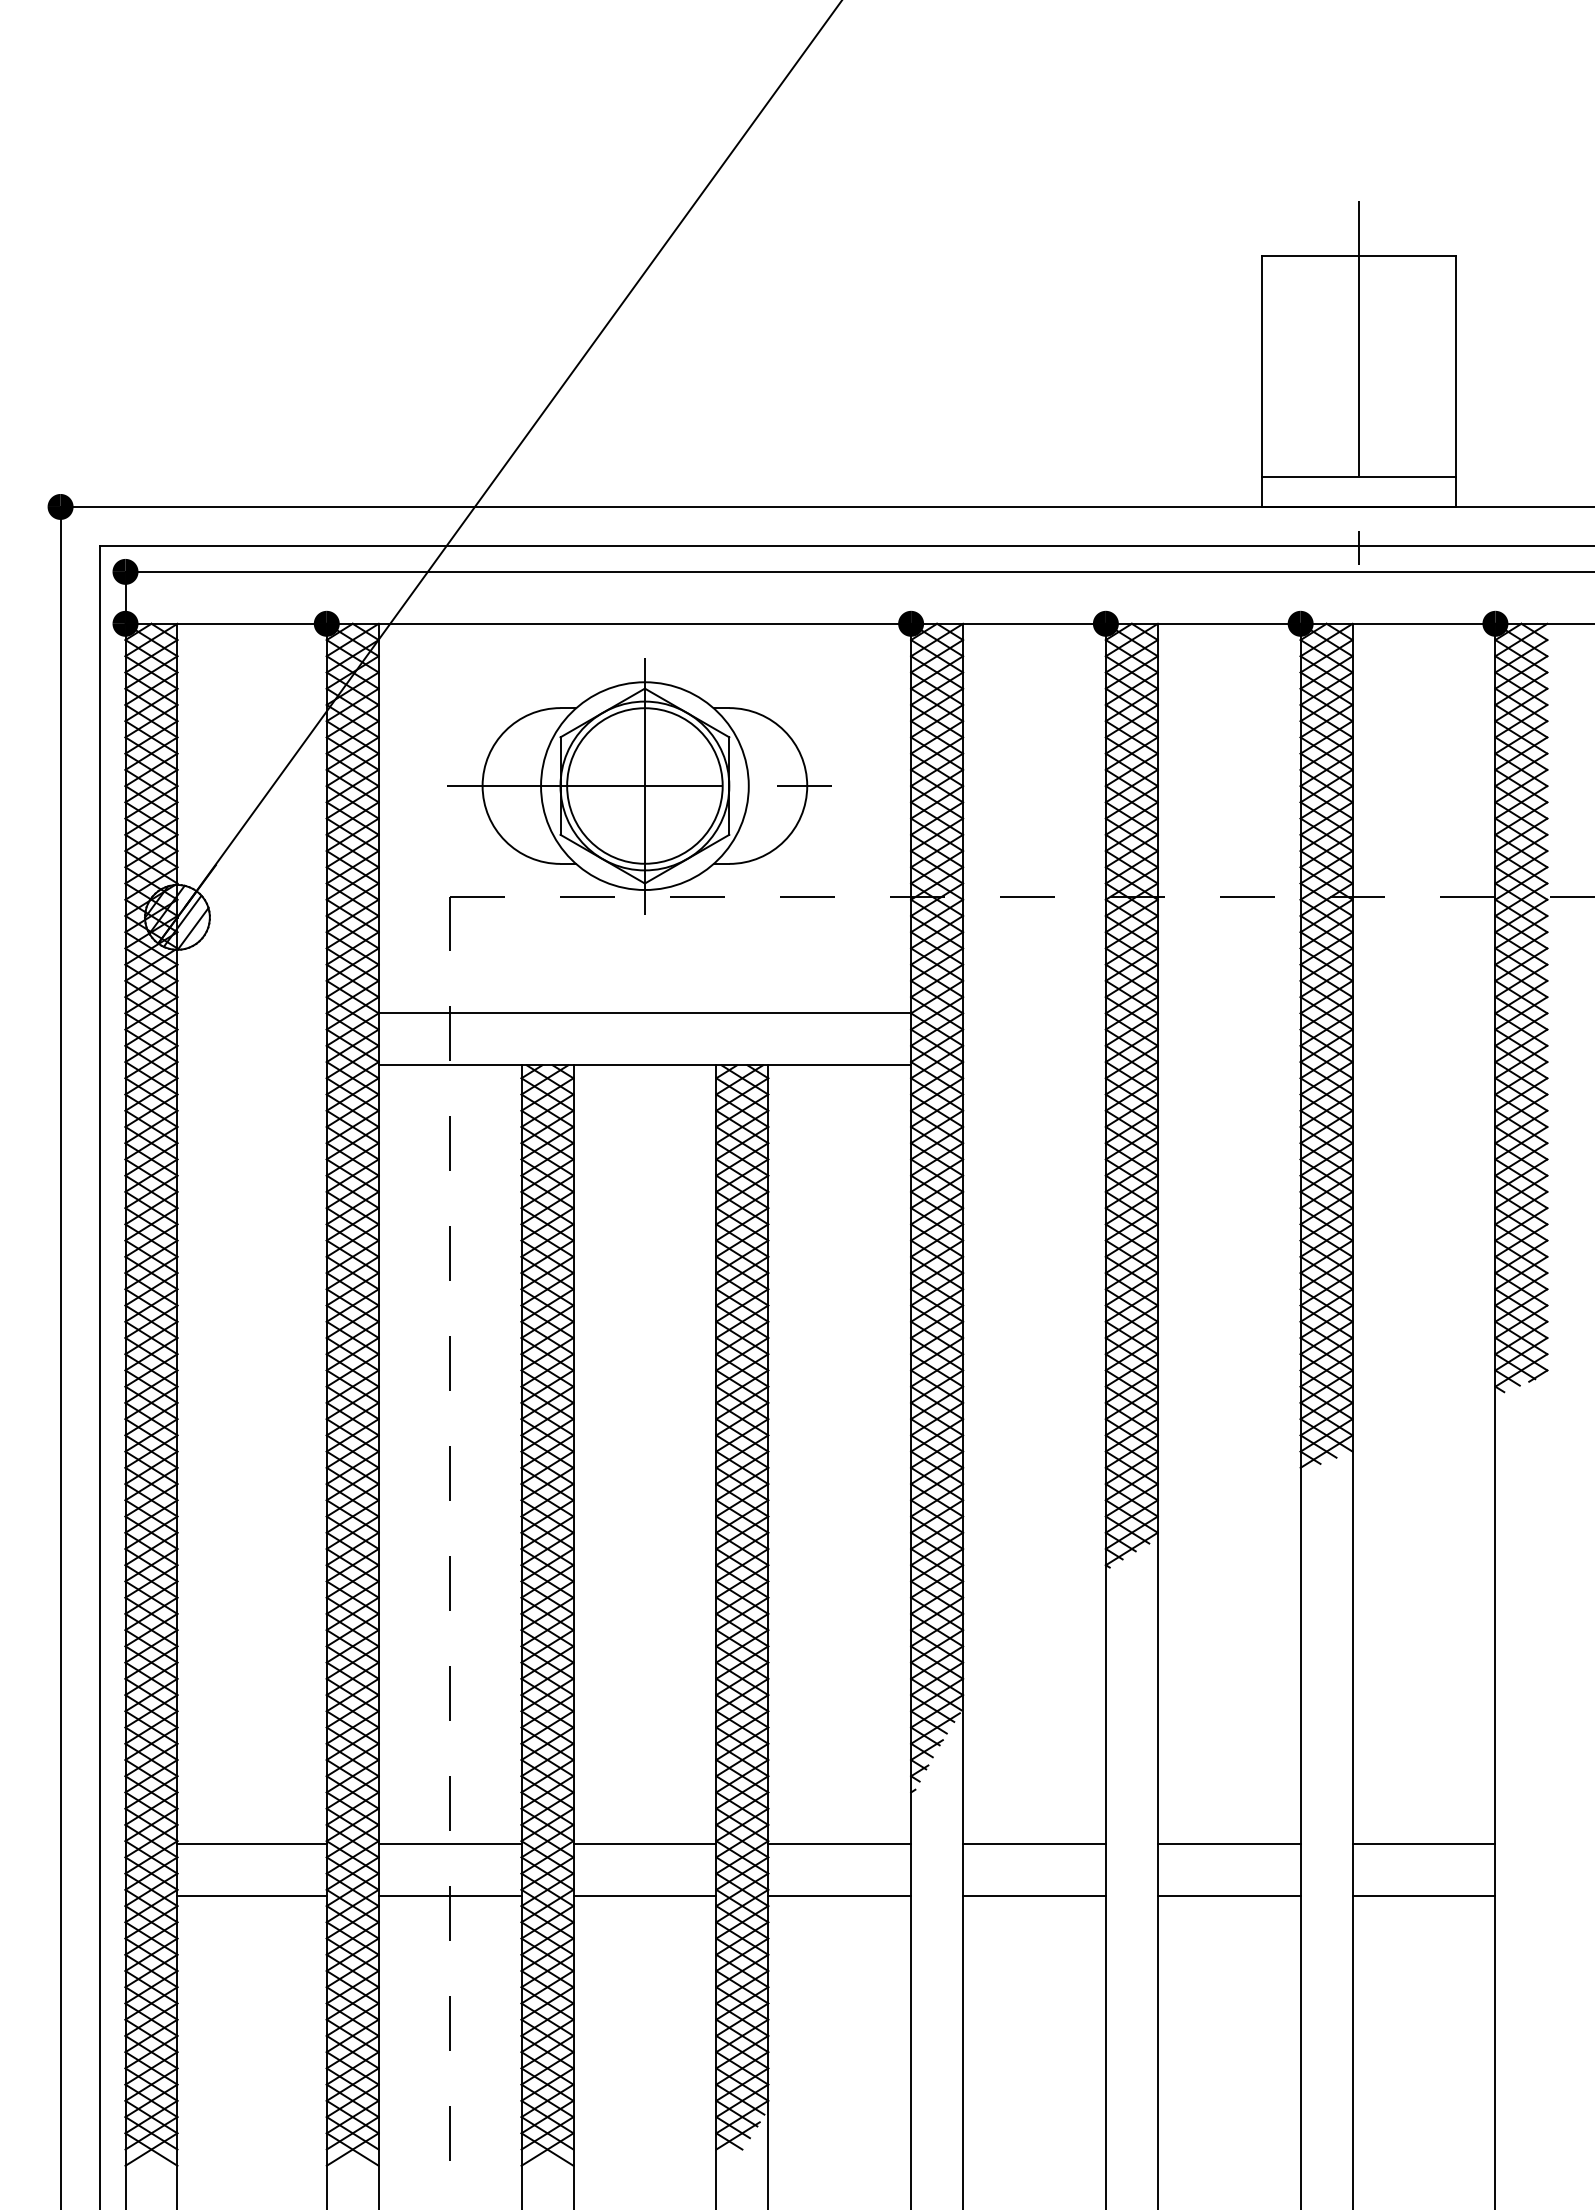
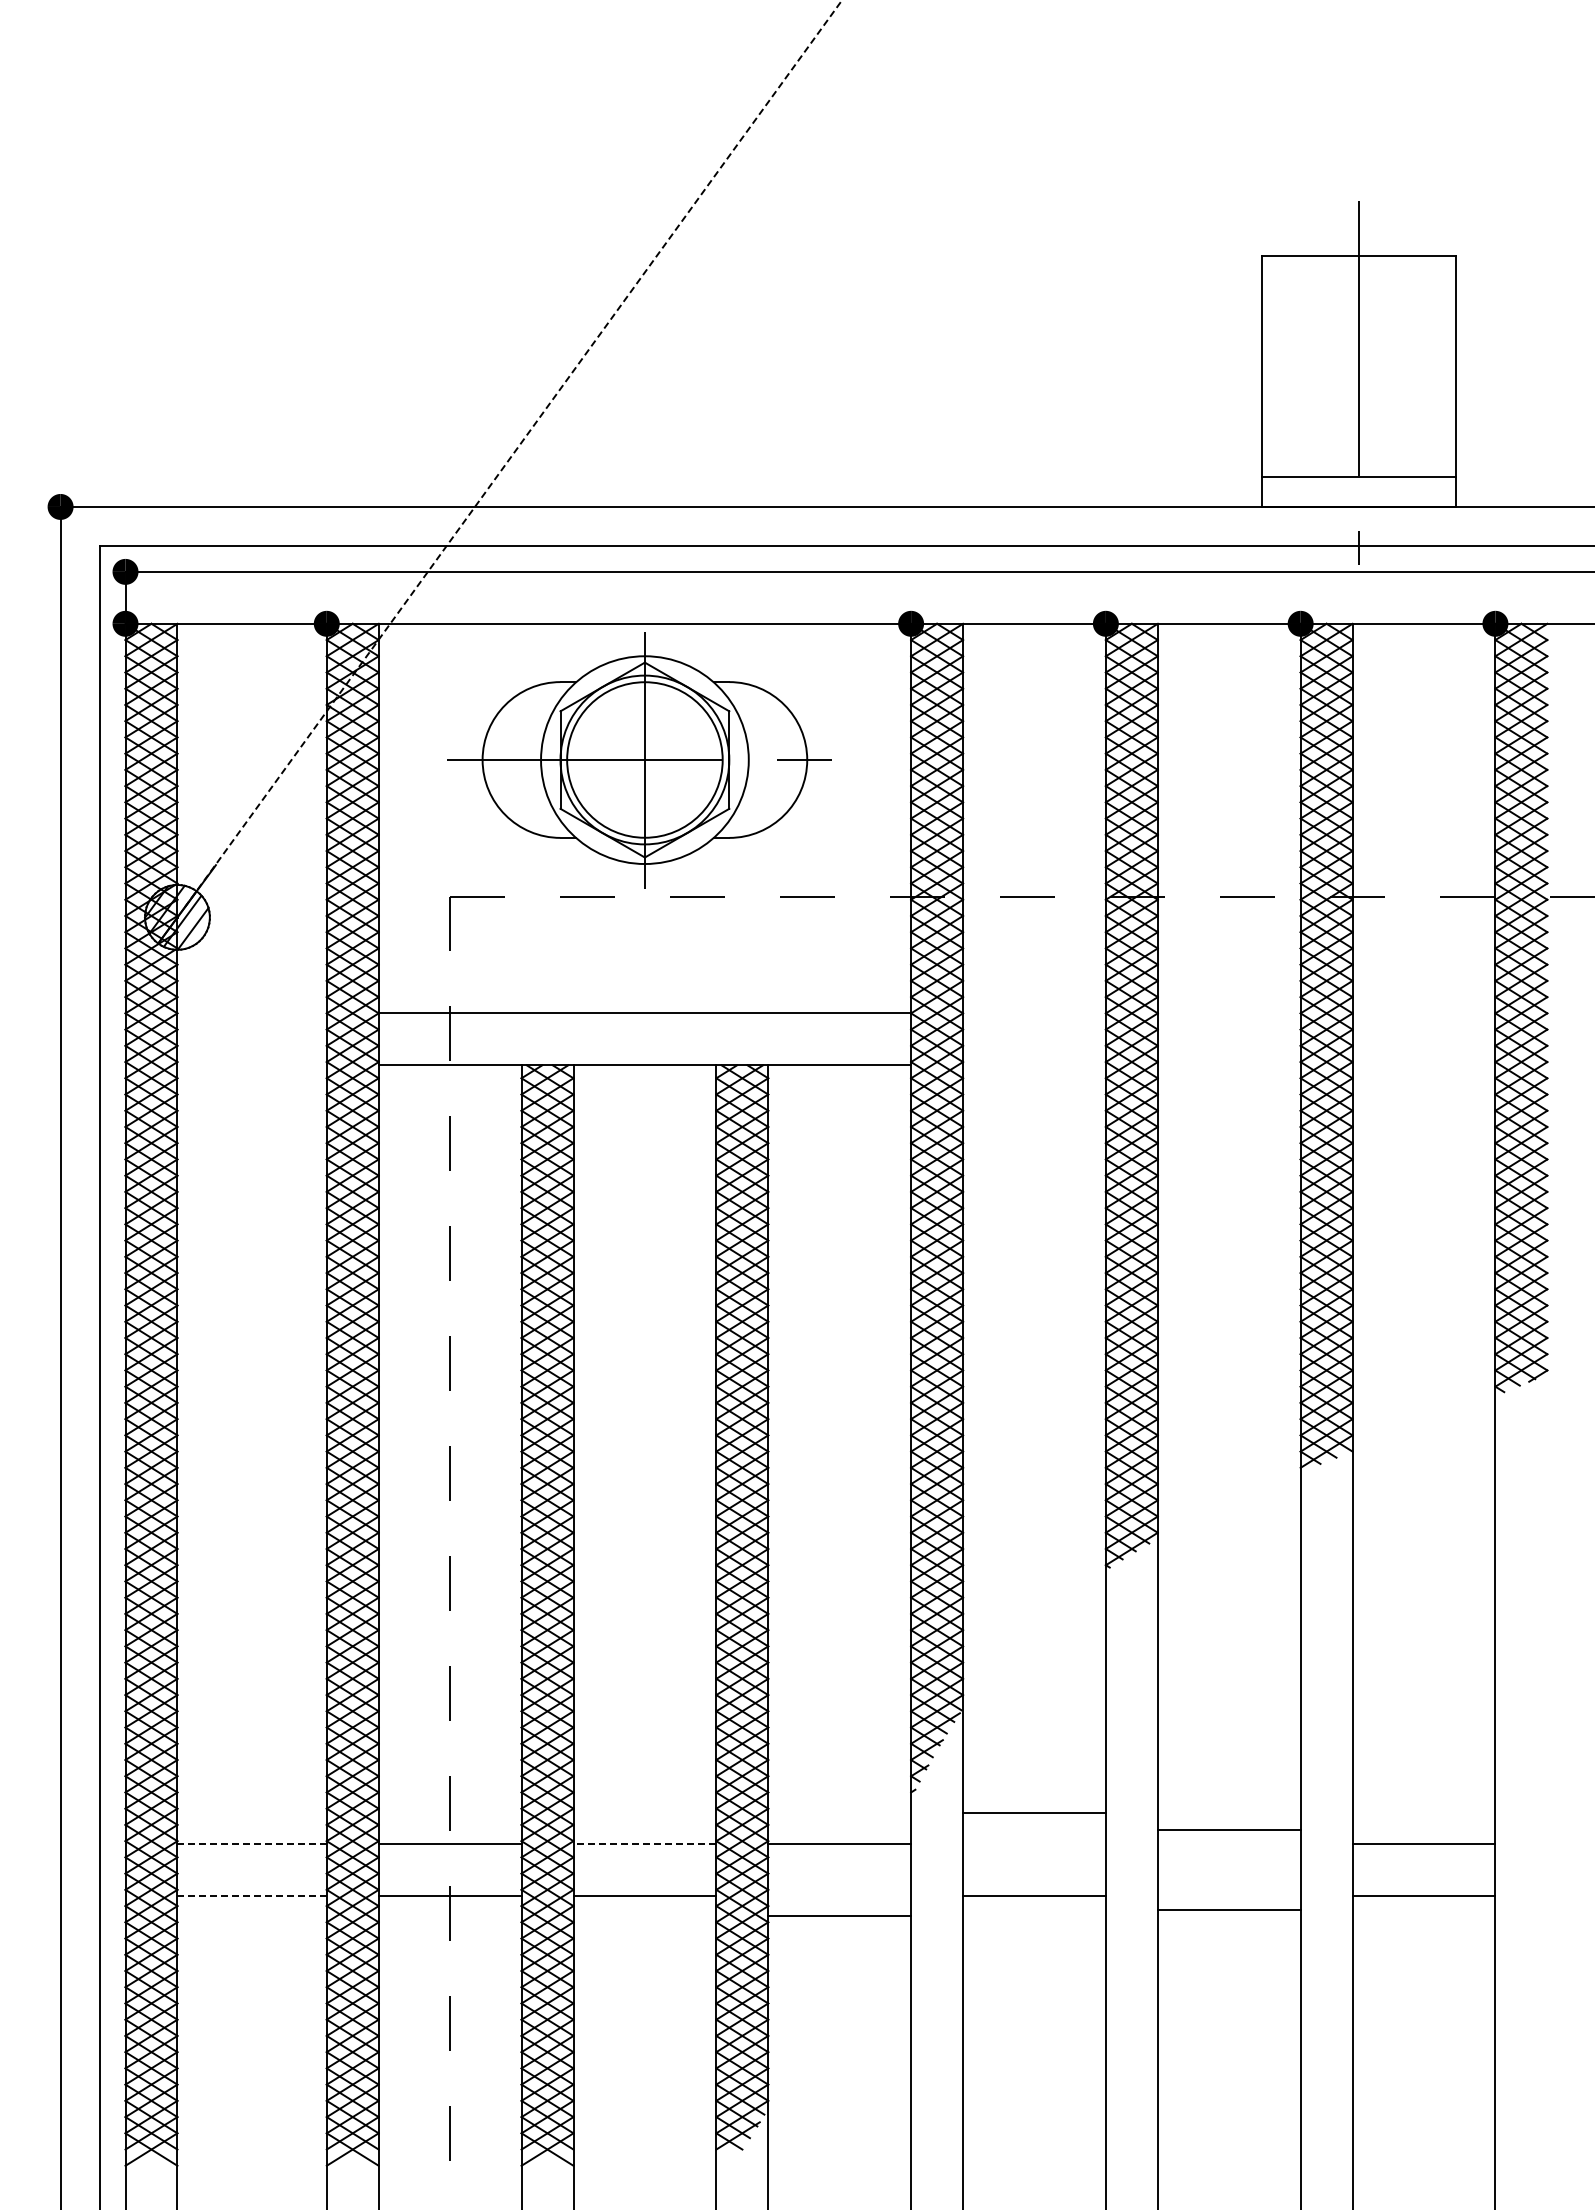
line: solid -> dashed (513, 453)
part position: (639, 786) -> (639, 760) (639, 760)
line: solid -> dashed (252, 1844)
line: solid -> dashed (644, 1844)
line position: (1034, 1844) -> (1034, 1813) (1034, 1813)
line position: (1228, 1844) -> (1228, 1830) (1228, 1830)
line: solid -> dashed (252, 1896)
line position: (839, 1896) -> (839, 1916) (839, 1916)
line position: (1228, 1896) -> (1228, 1910) (1228, 1910)
